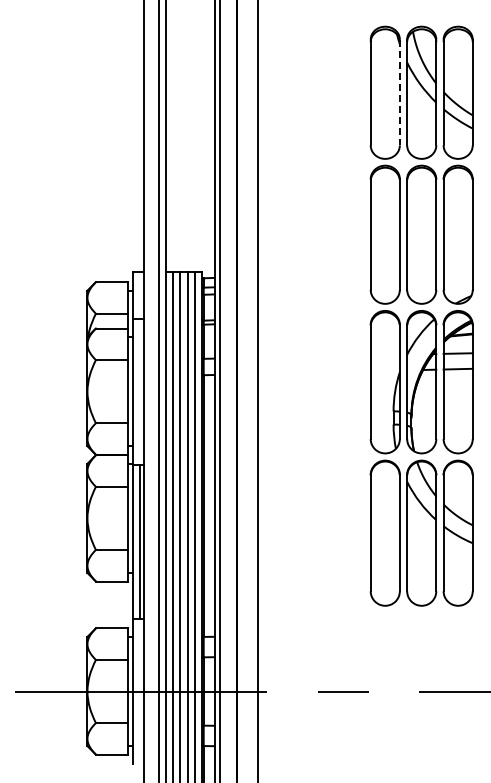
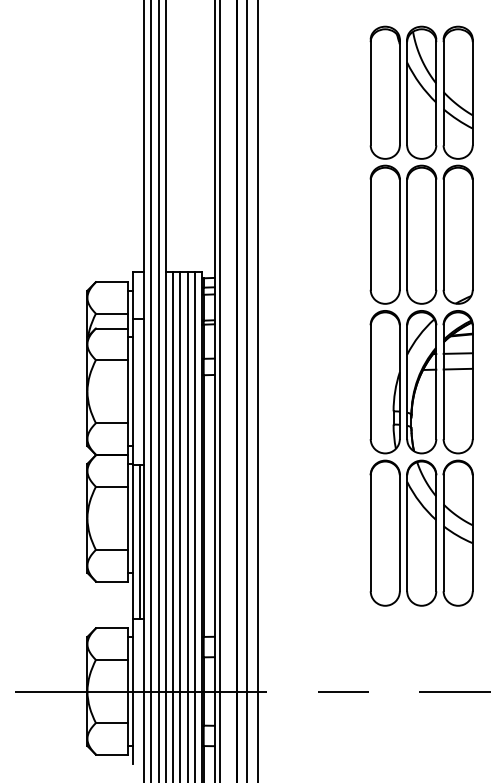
line: dashed -> solid (399, 92)
line: none -> present (151, 390)
line: none -> present (247, 390)
